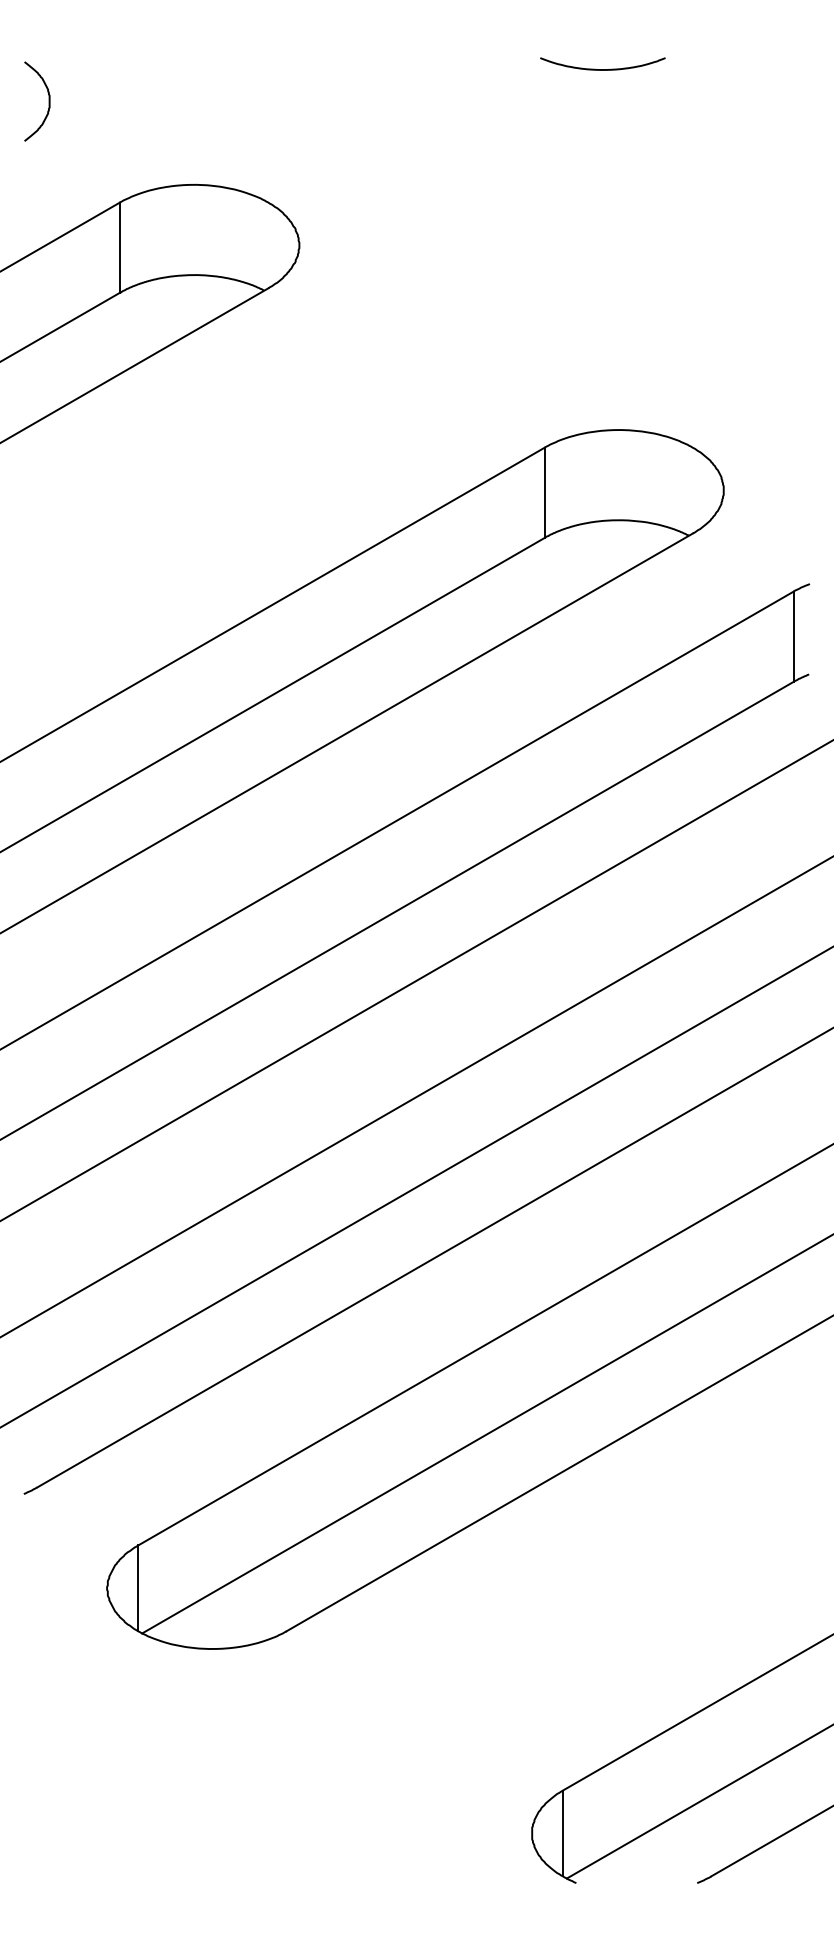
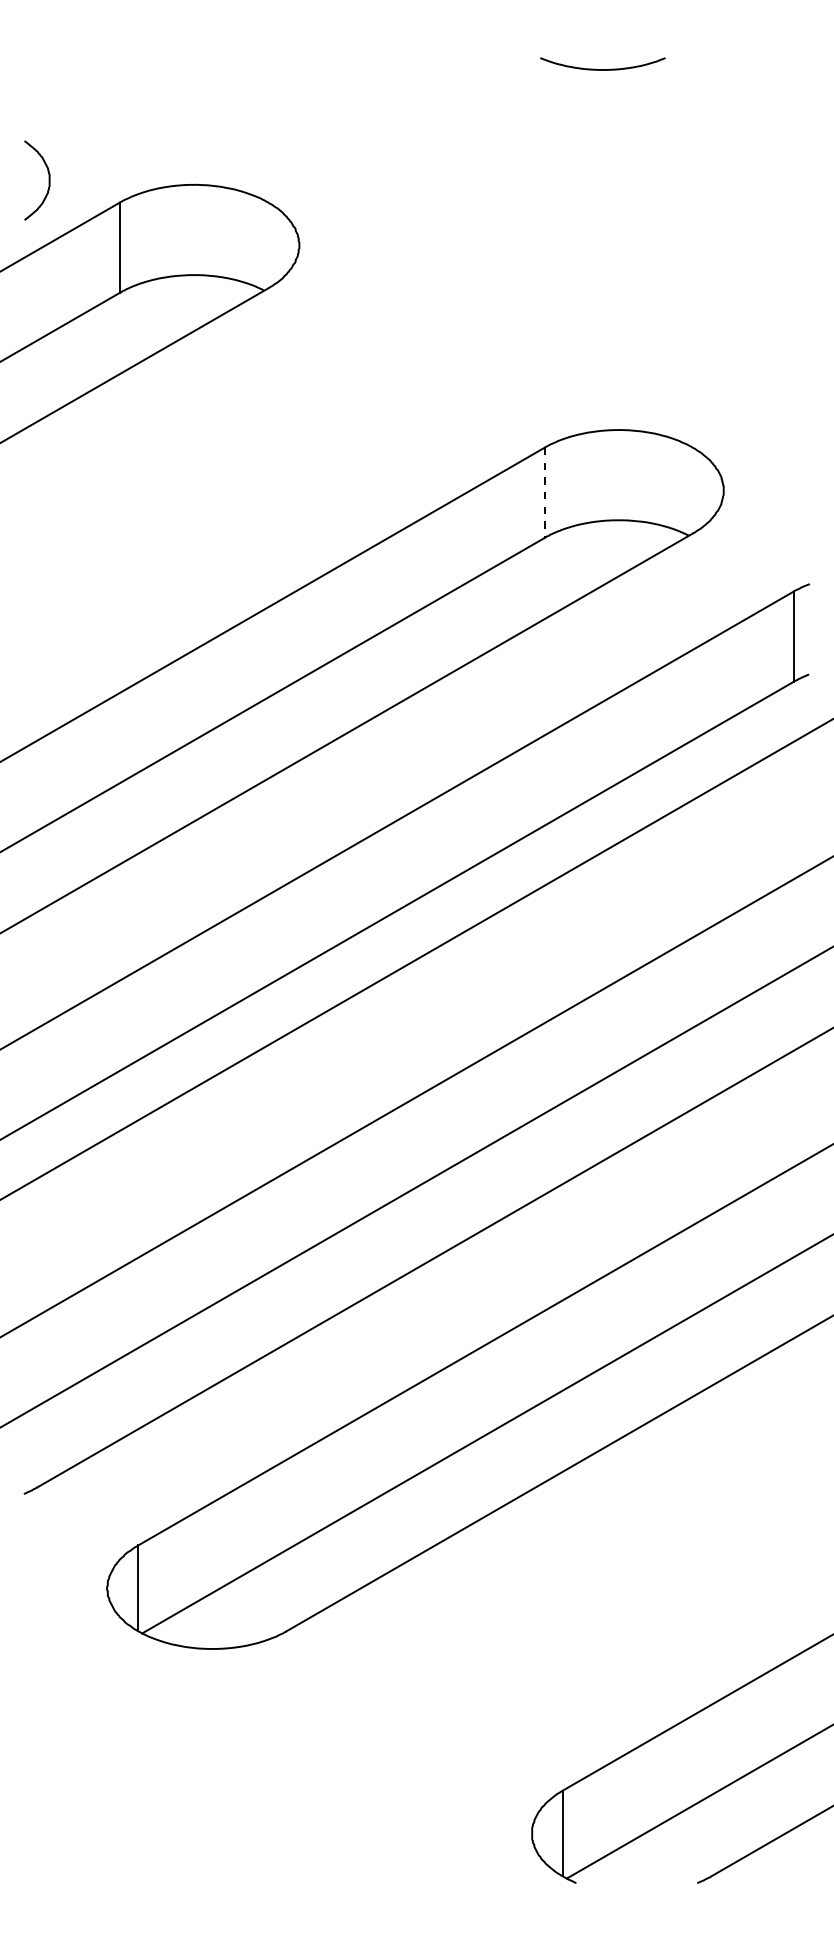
curve position: (48, 101) -> (48, 180) (48, 180)
line: solid -> dashed (544, 493)
line position: (416, 980) -> (416, 959) (416, 959)
